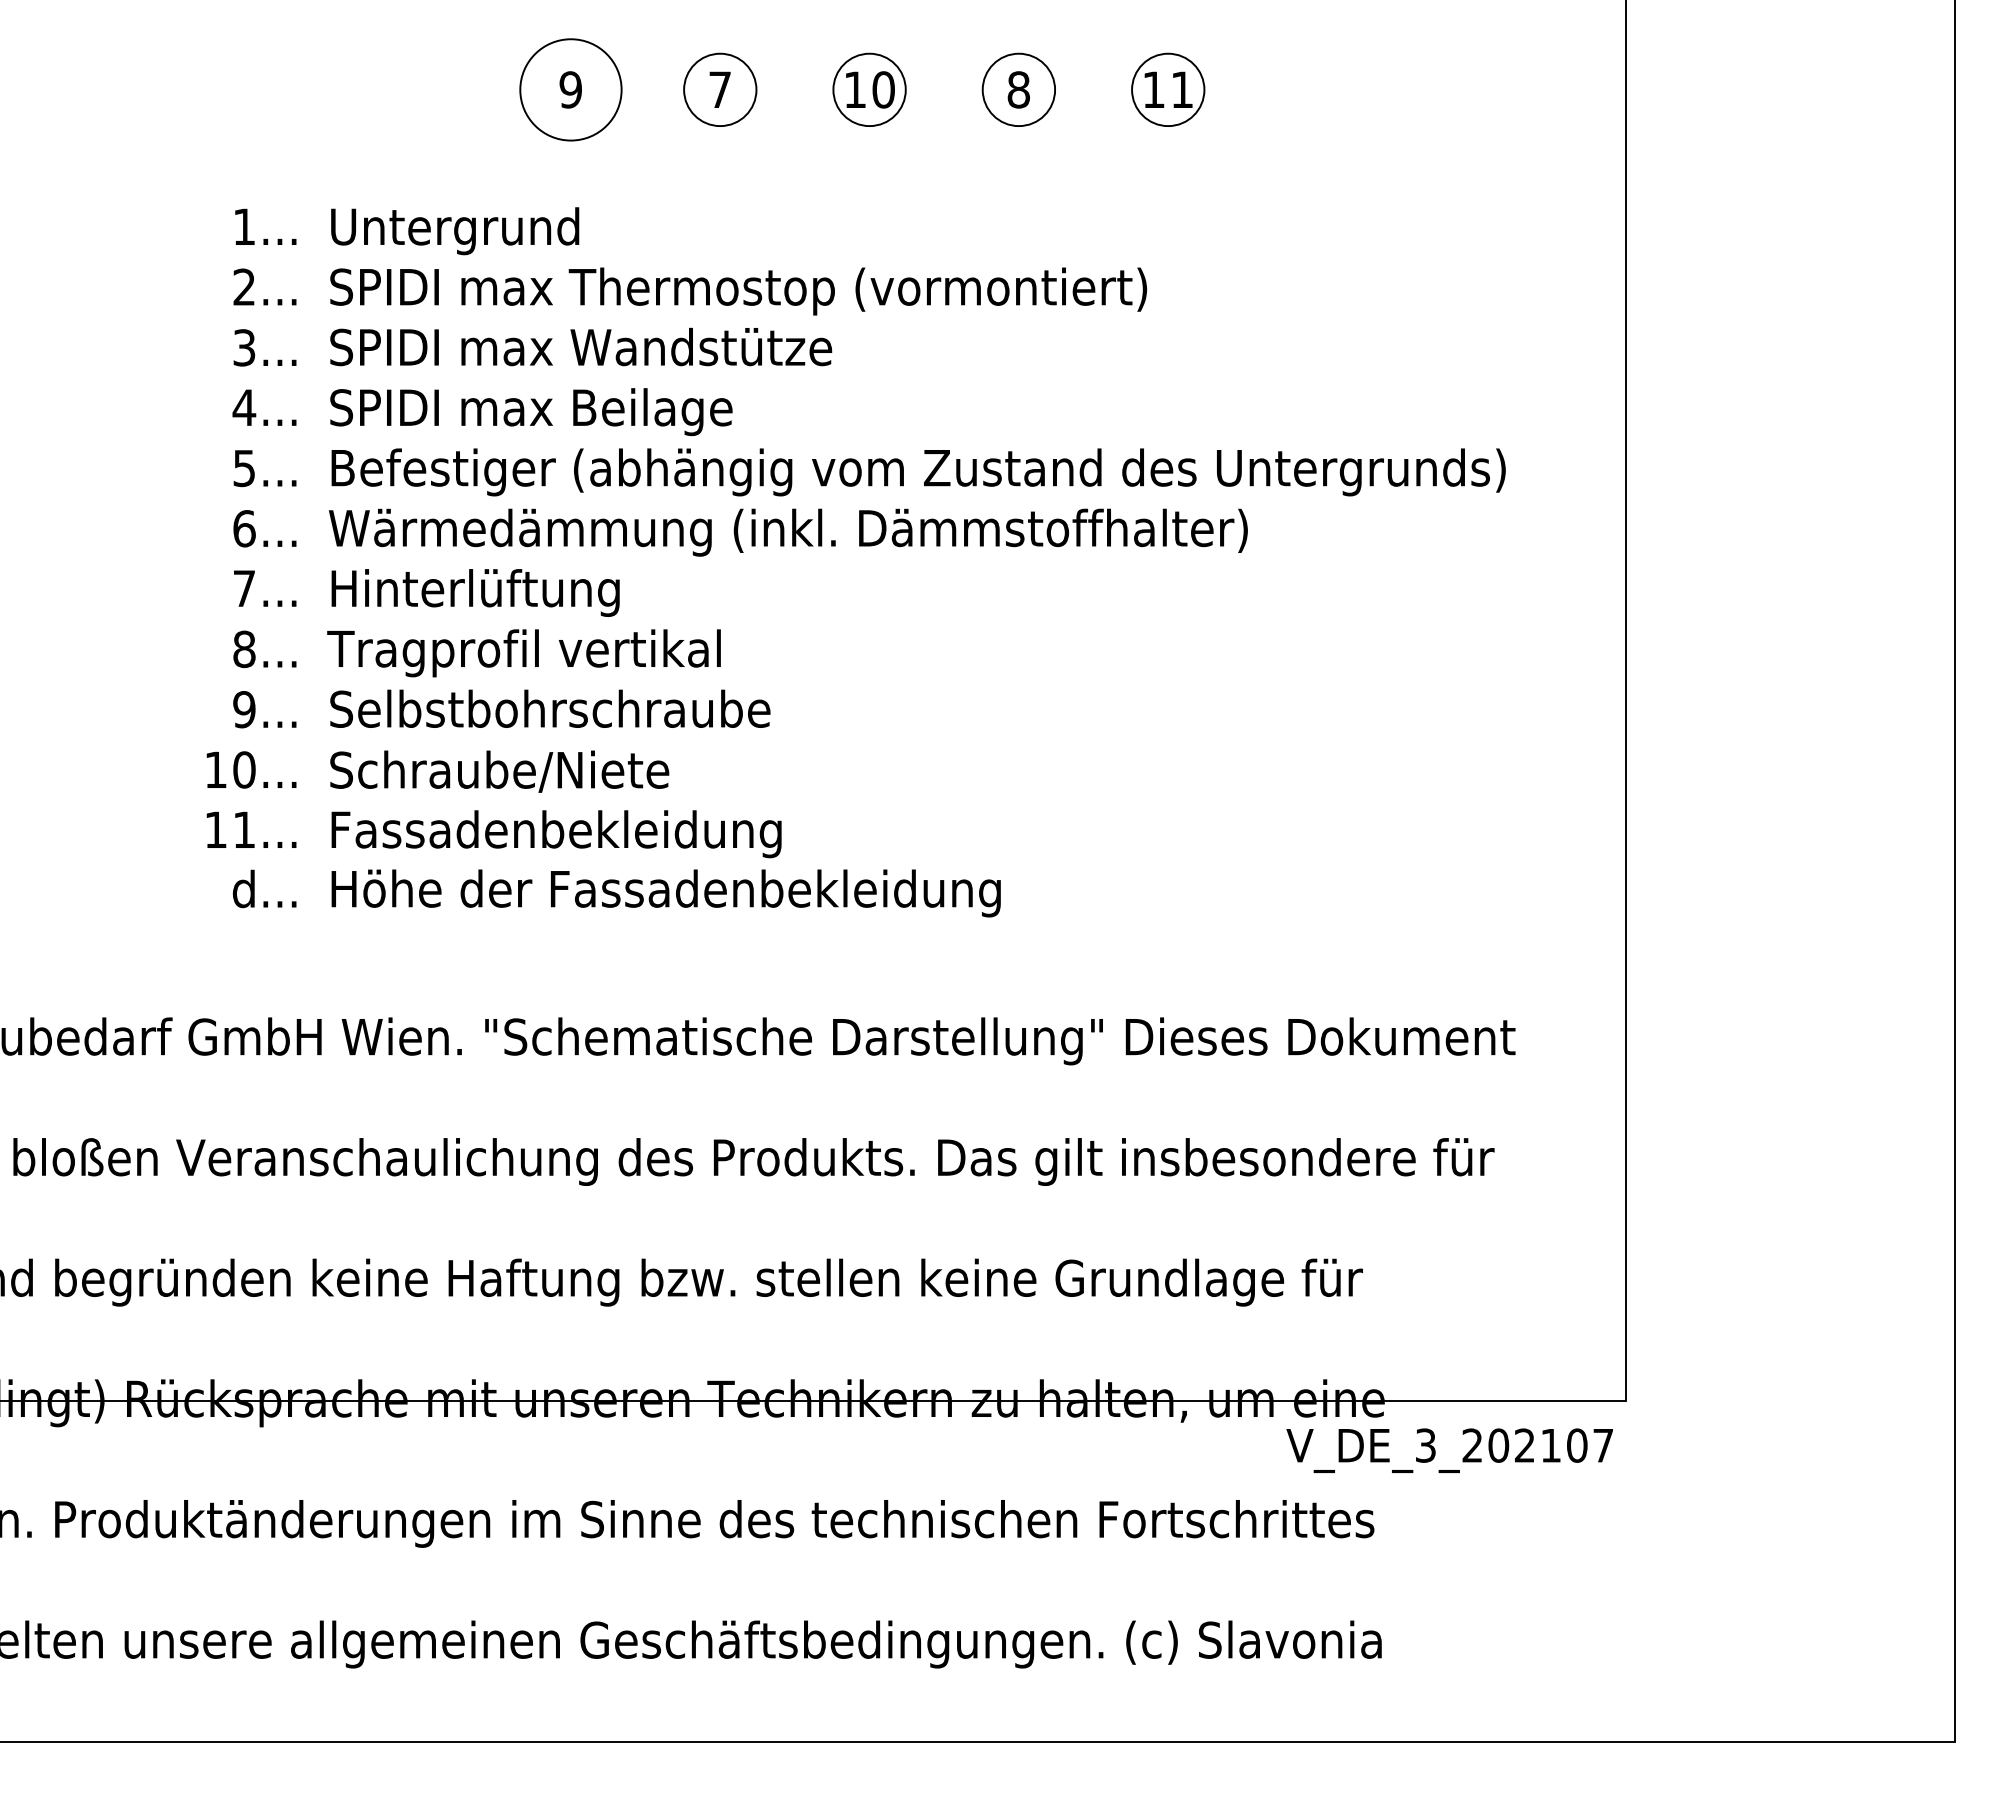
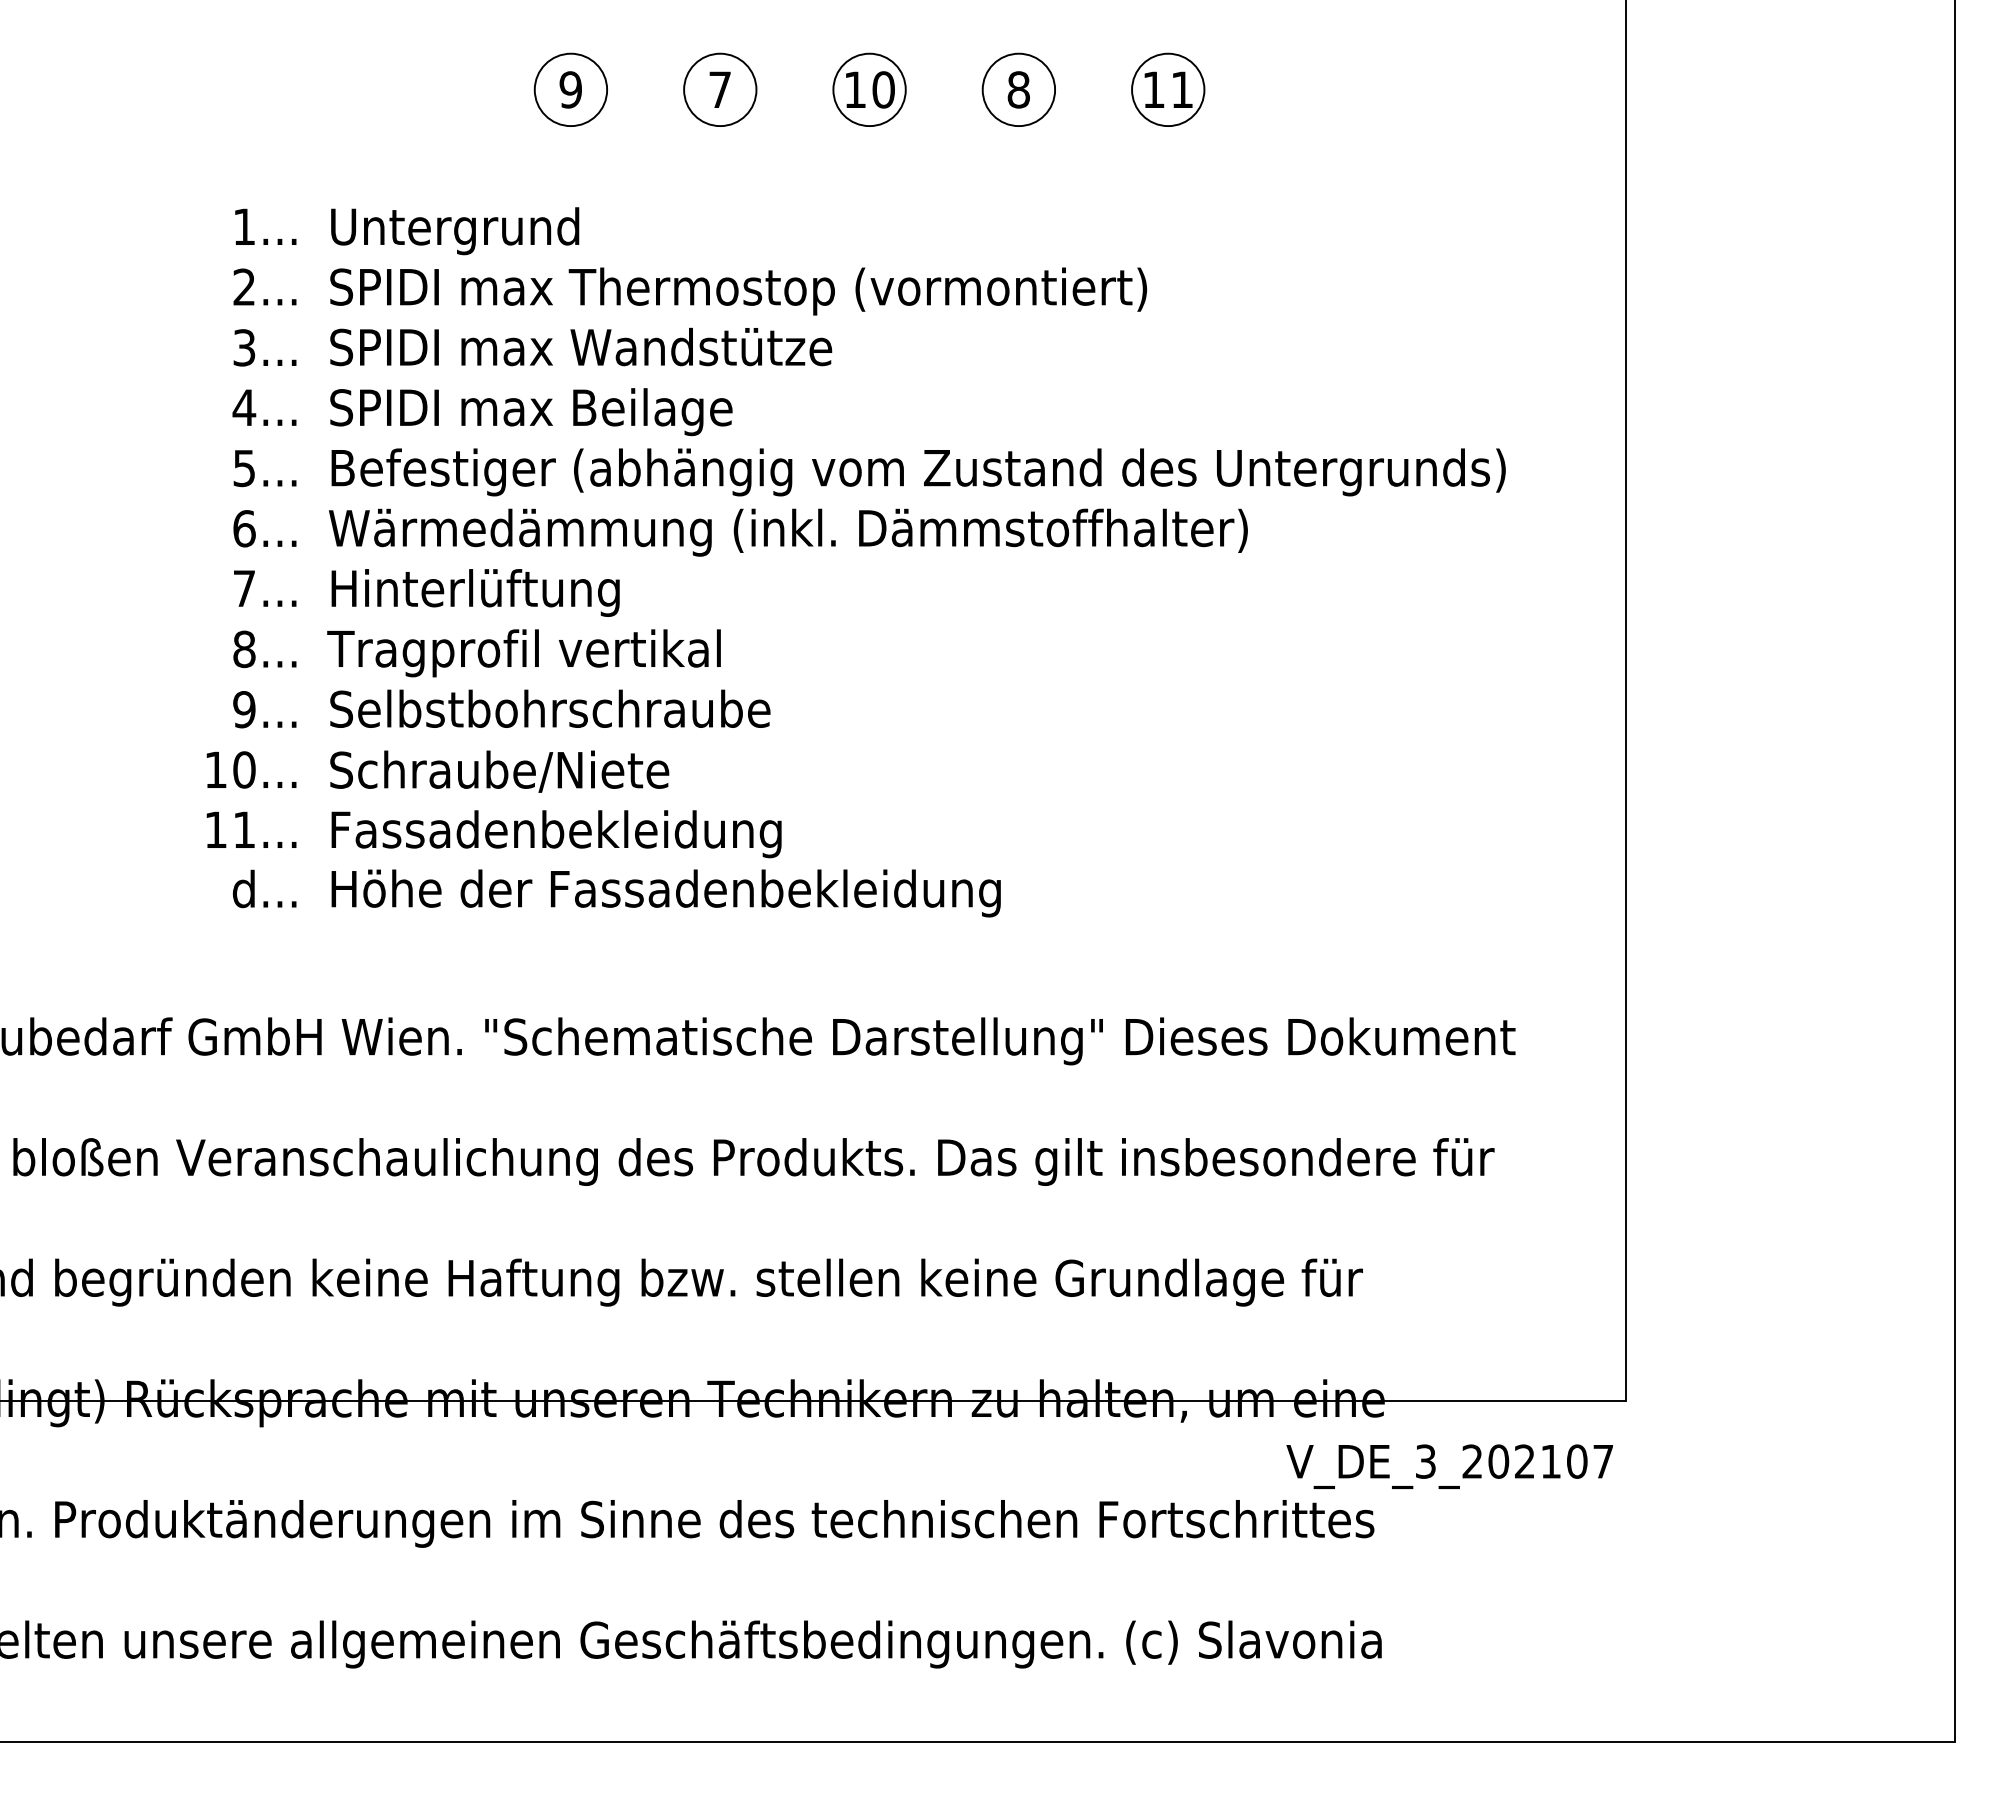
circle diameter: 101 px -> 72 px (570, 89)
text position: (1449, 1450) -> (1449, 1466) (1449, 1466)
